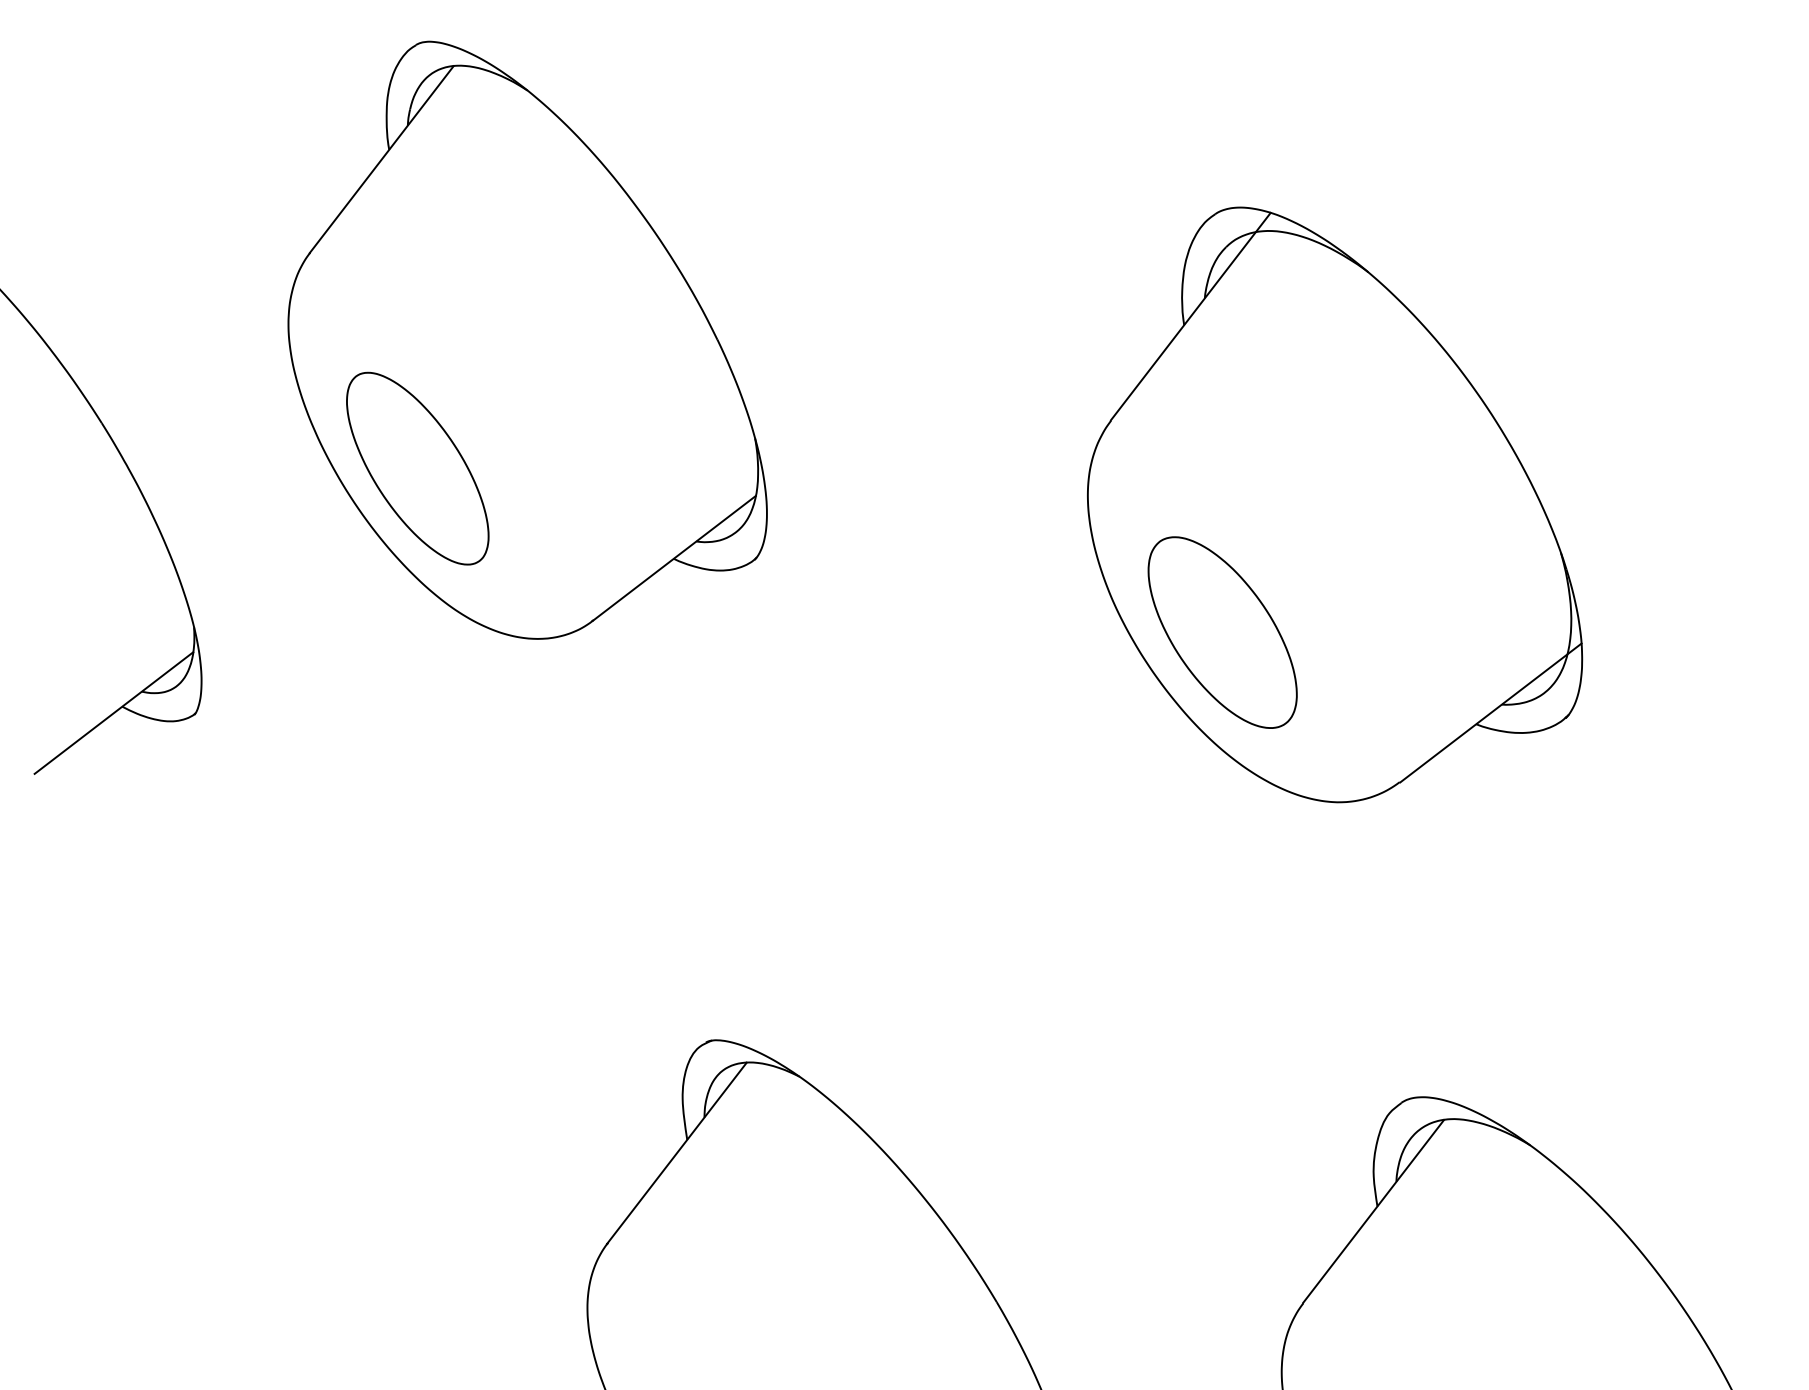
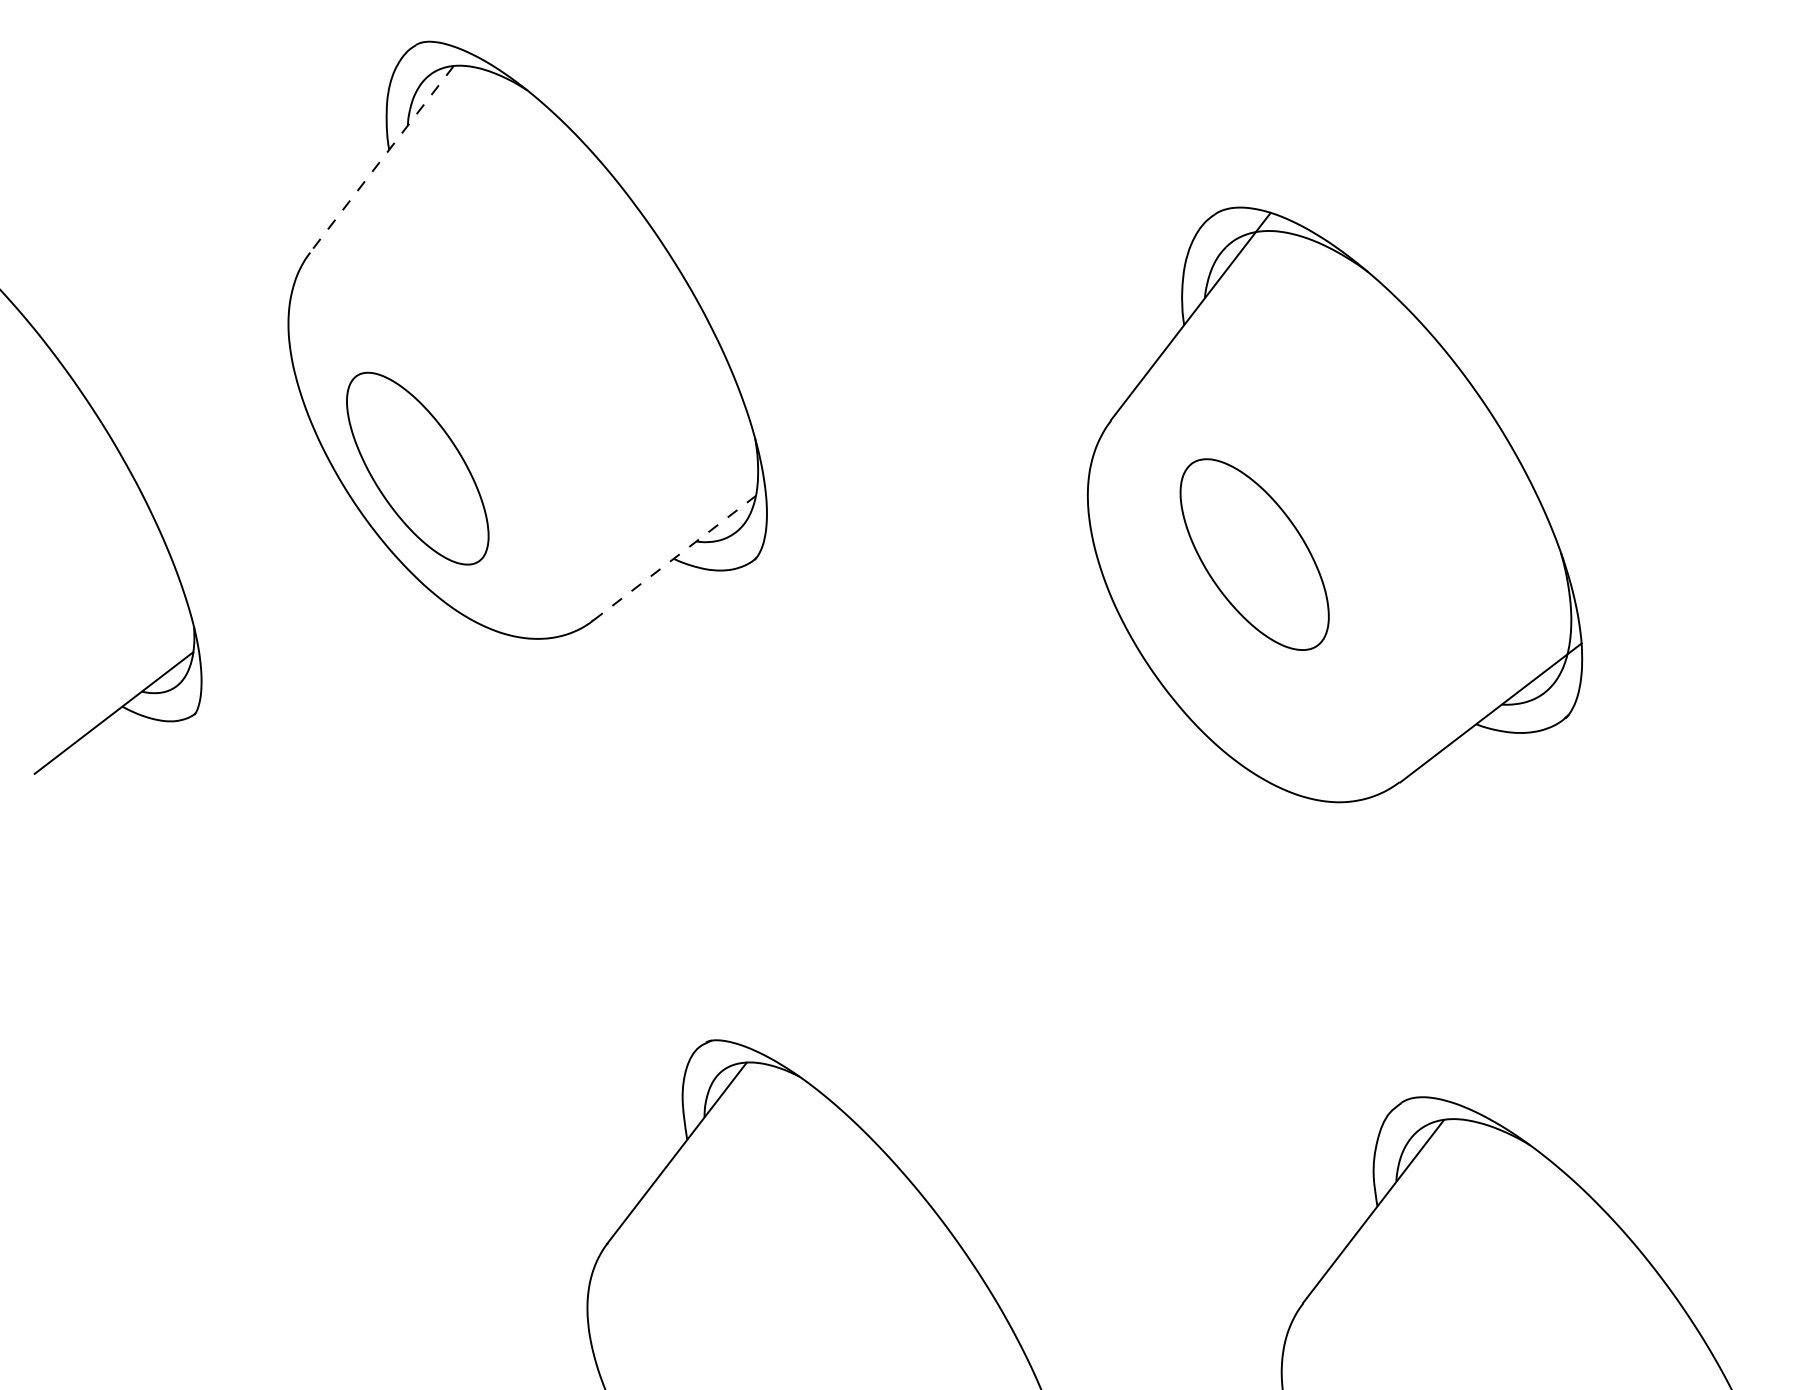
line: solid -> dashed (381, 159)
line: solid -> dashed (674, 558)
part position: (1222, 632) -> (1254, 554) (1254, 554)
